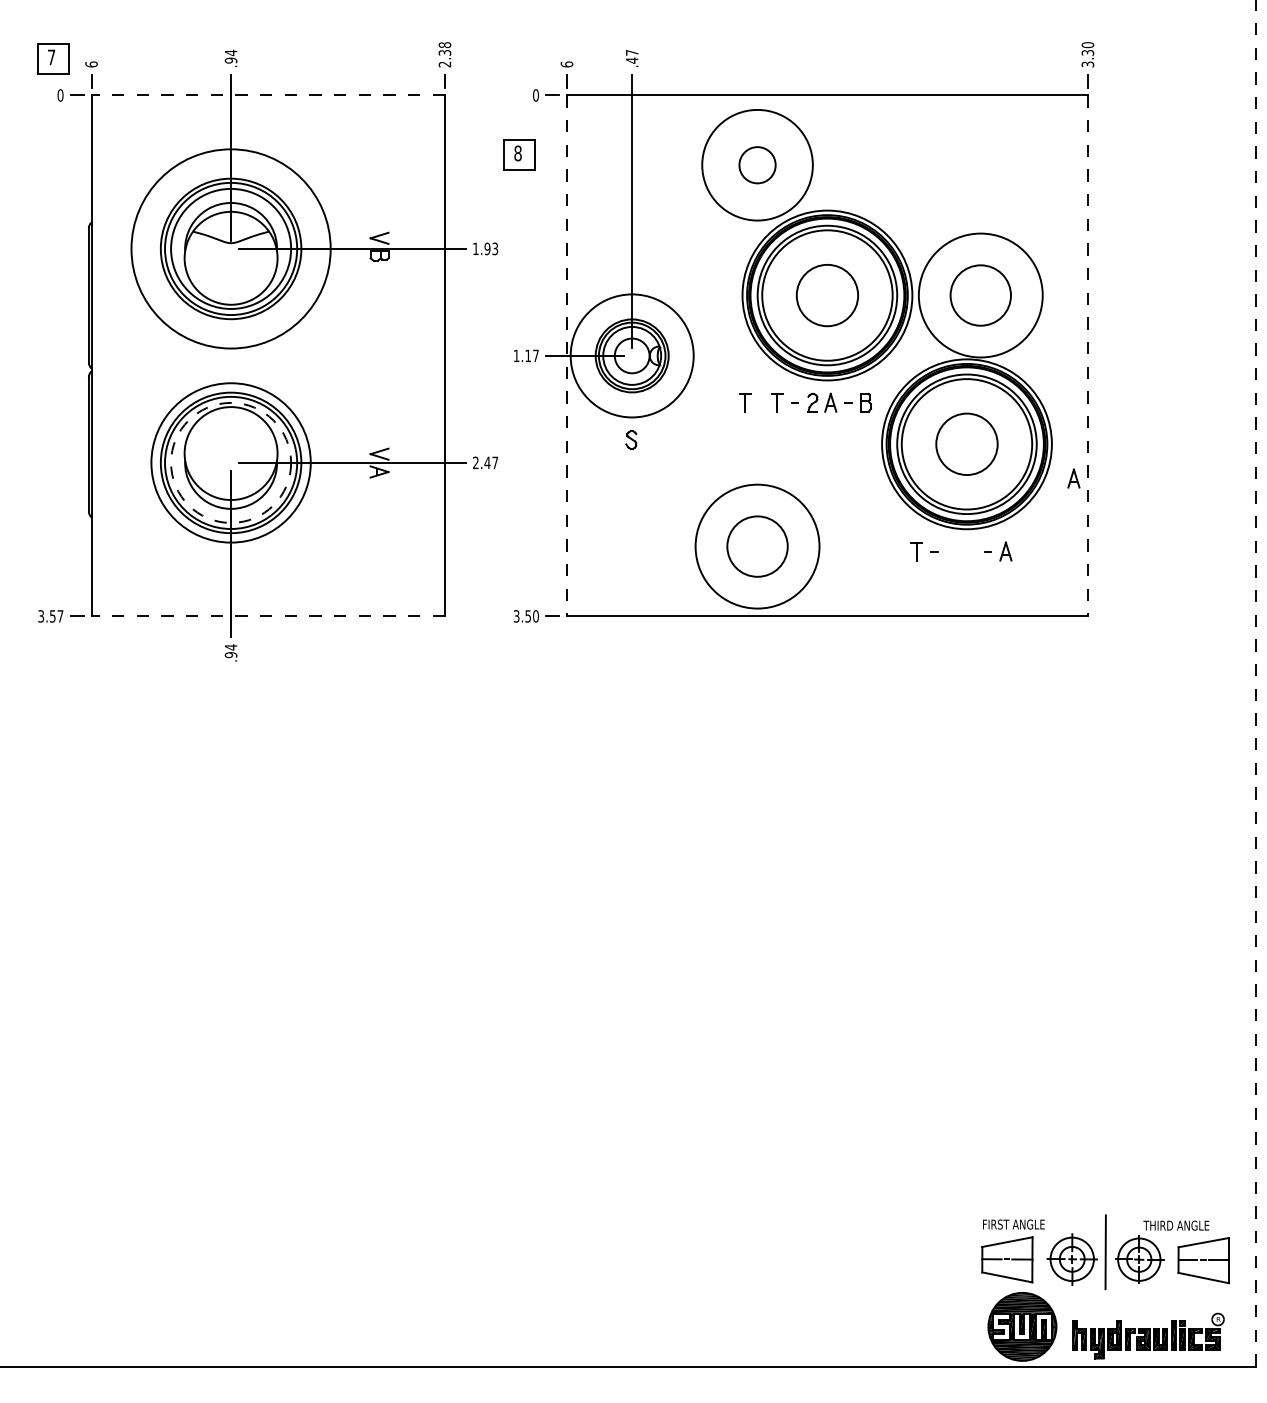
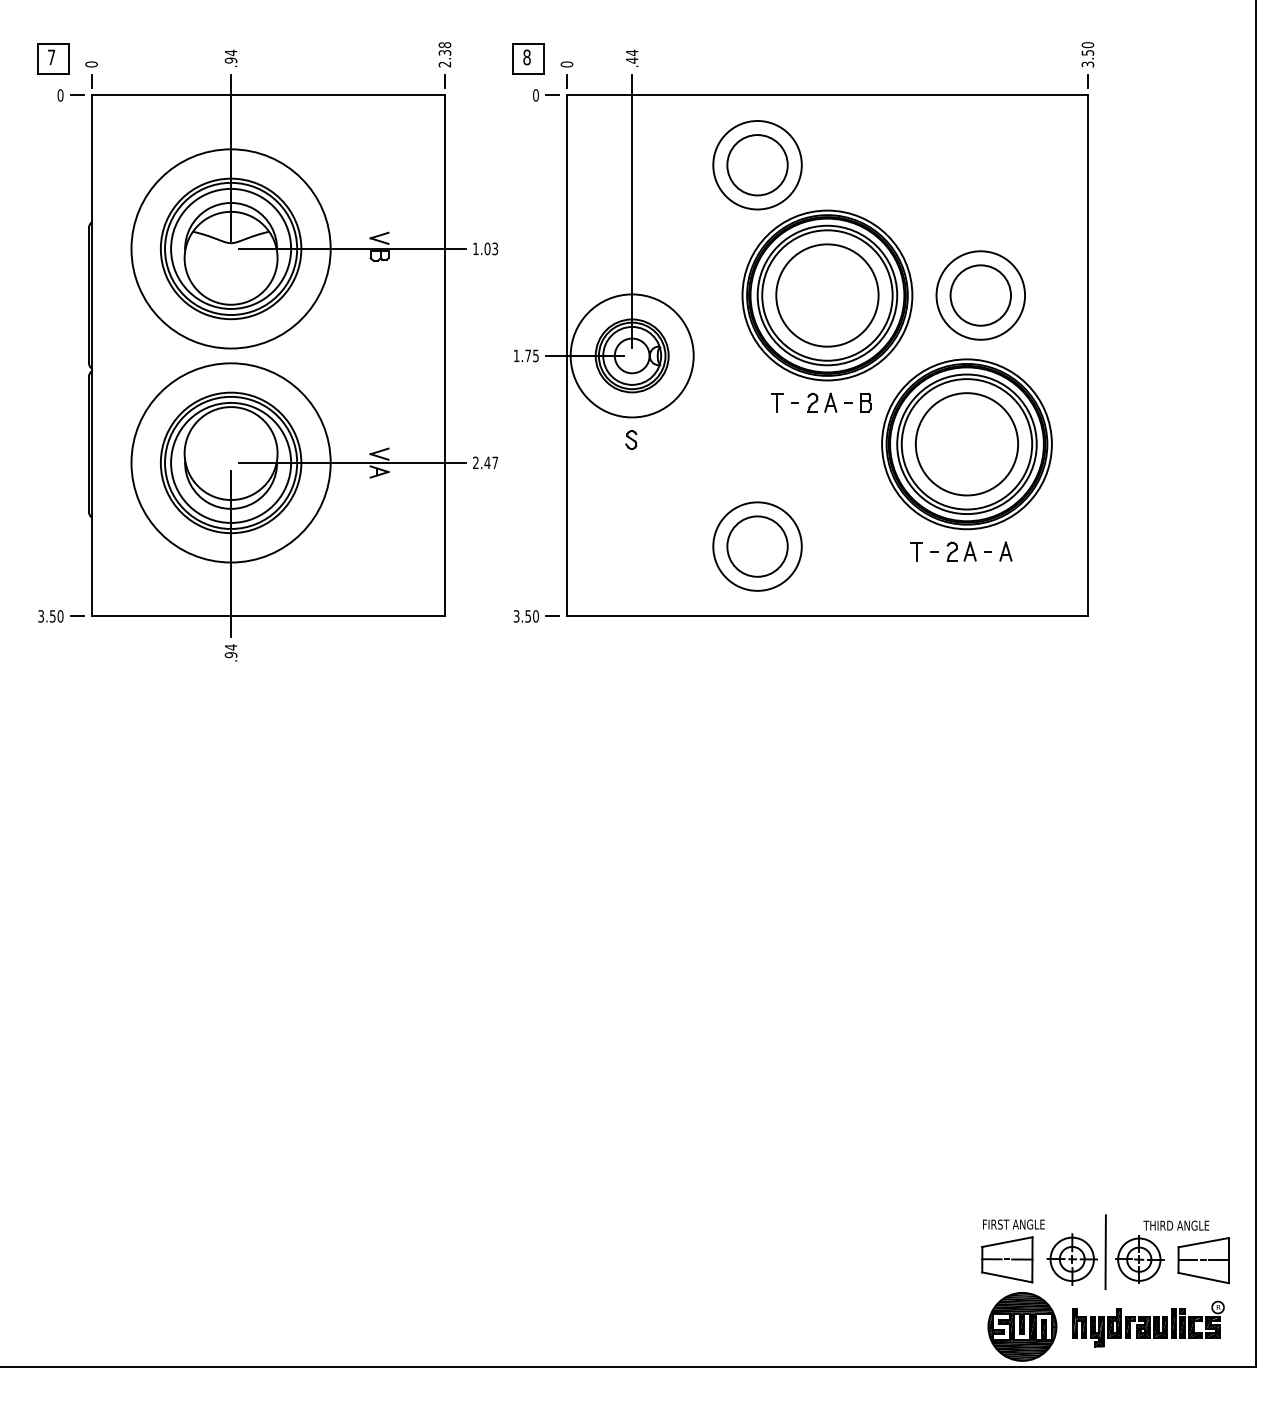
text: .47 -> .44 (632, 52)
text: 3.30 -> 3.50 (1087, 52)
text: 6 -> 0 (91, 64)
text: 6 -> 0 (566, 64)
line: dashed -> solid (268, 95)
part position: (519, 154) -> (528, 58) (528, 58)
circle diameter: 111 px -> 89 px (757, 165)
circle diameter: 36 px -> 60 px (757, 165)
text: 1.93 -> 1.03 (487, 249)
circle diameter: 61 px -> 102 px (827, 295)
circle diameter: 124 px -> 89 px (980, 295)
text: 1.17 -> 1.75 (531, 355)
line: dashed -> solid (566, 356)
line: dashed -> solid (1087, 356)
part: present -> none (745, 402)
circle diameter: 61 px -> 102 px (966, 444)
circle diameter: 159 px -> 199 px (230, 462)
circle: dashed -> solid (231, 462)
part: present -> none (1073, 478)
circle diameter: 124 px -> 89 px (757, 546)
part: none -> present (961, 551)
text: 3.57 -> 3.50 (60, 616)
line: dashed -> solid (268, 616)
line: dashed -> solid (1256, 682)
part position: (1148, 1335) -> (1148, 1323) (1148, 1323)
